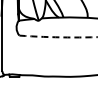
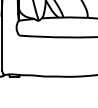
arc: dashed -> solid (59, 37)
